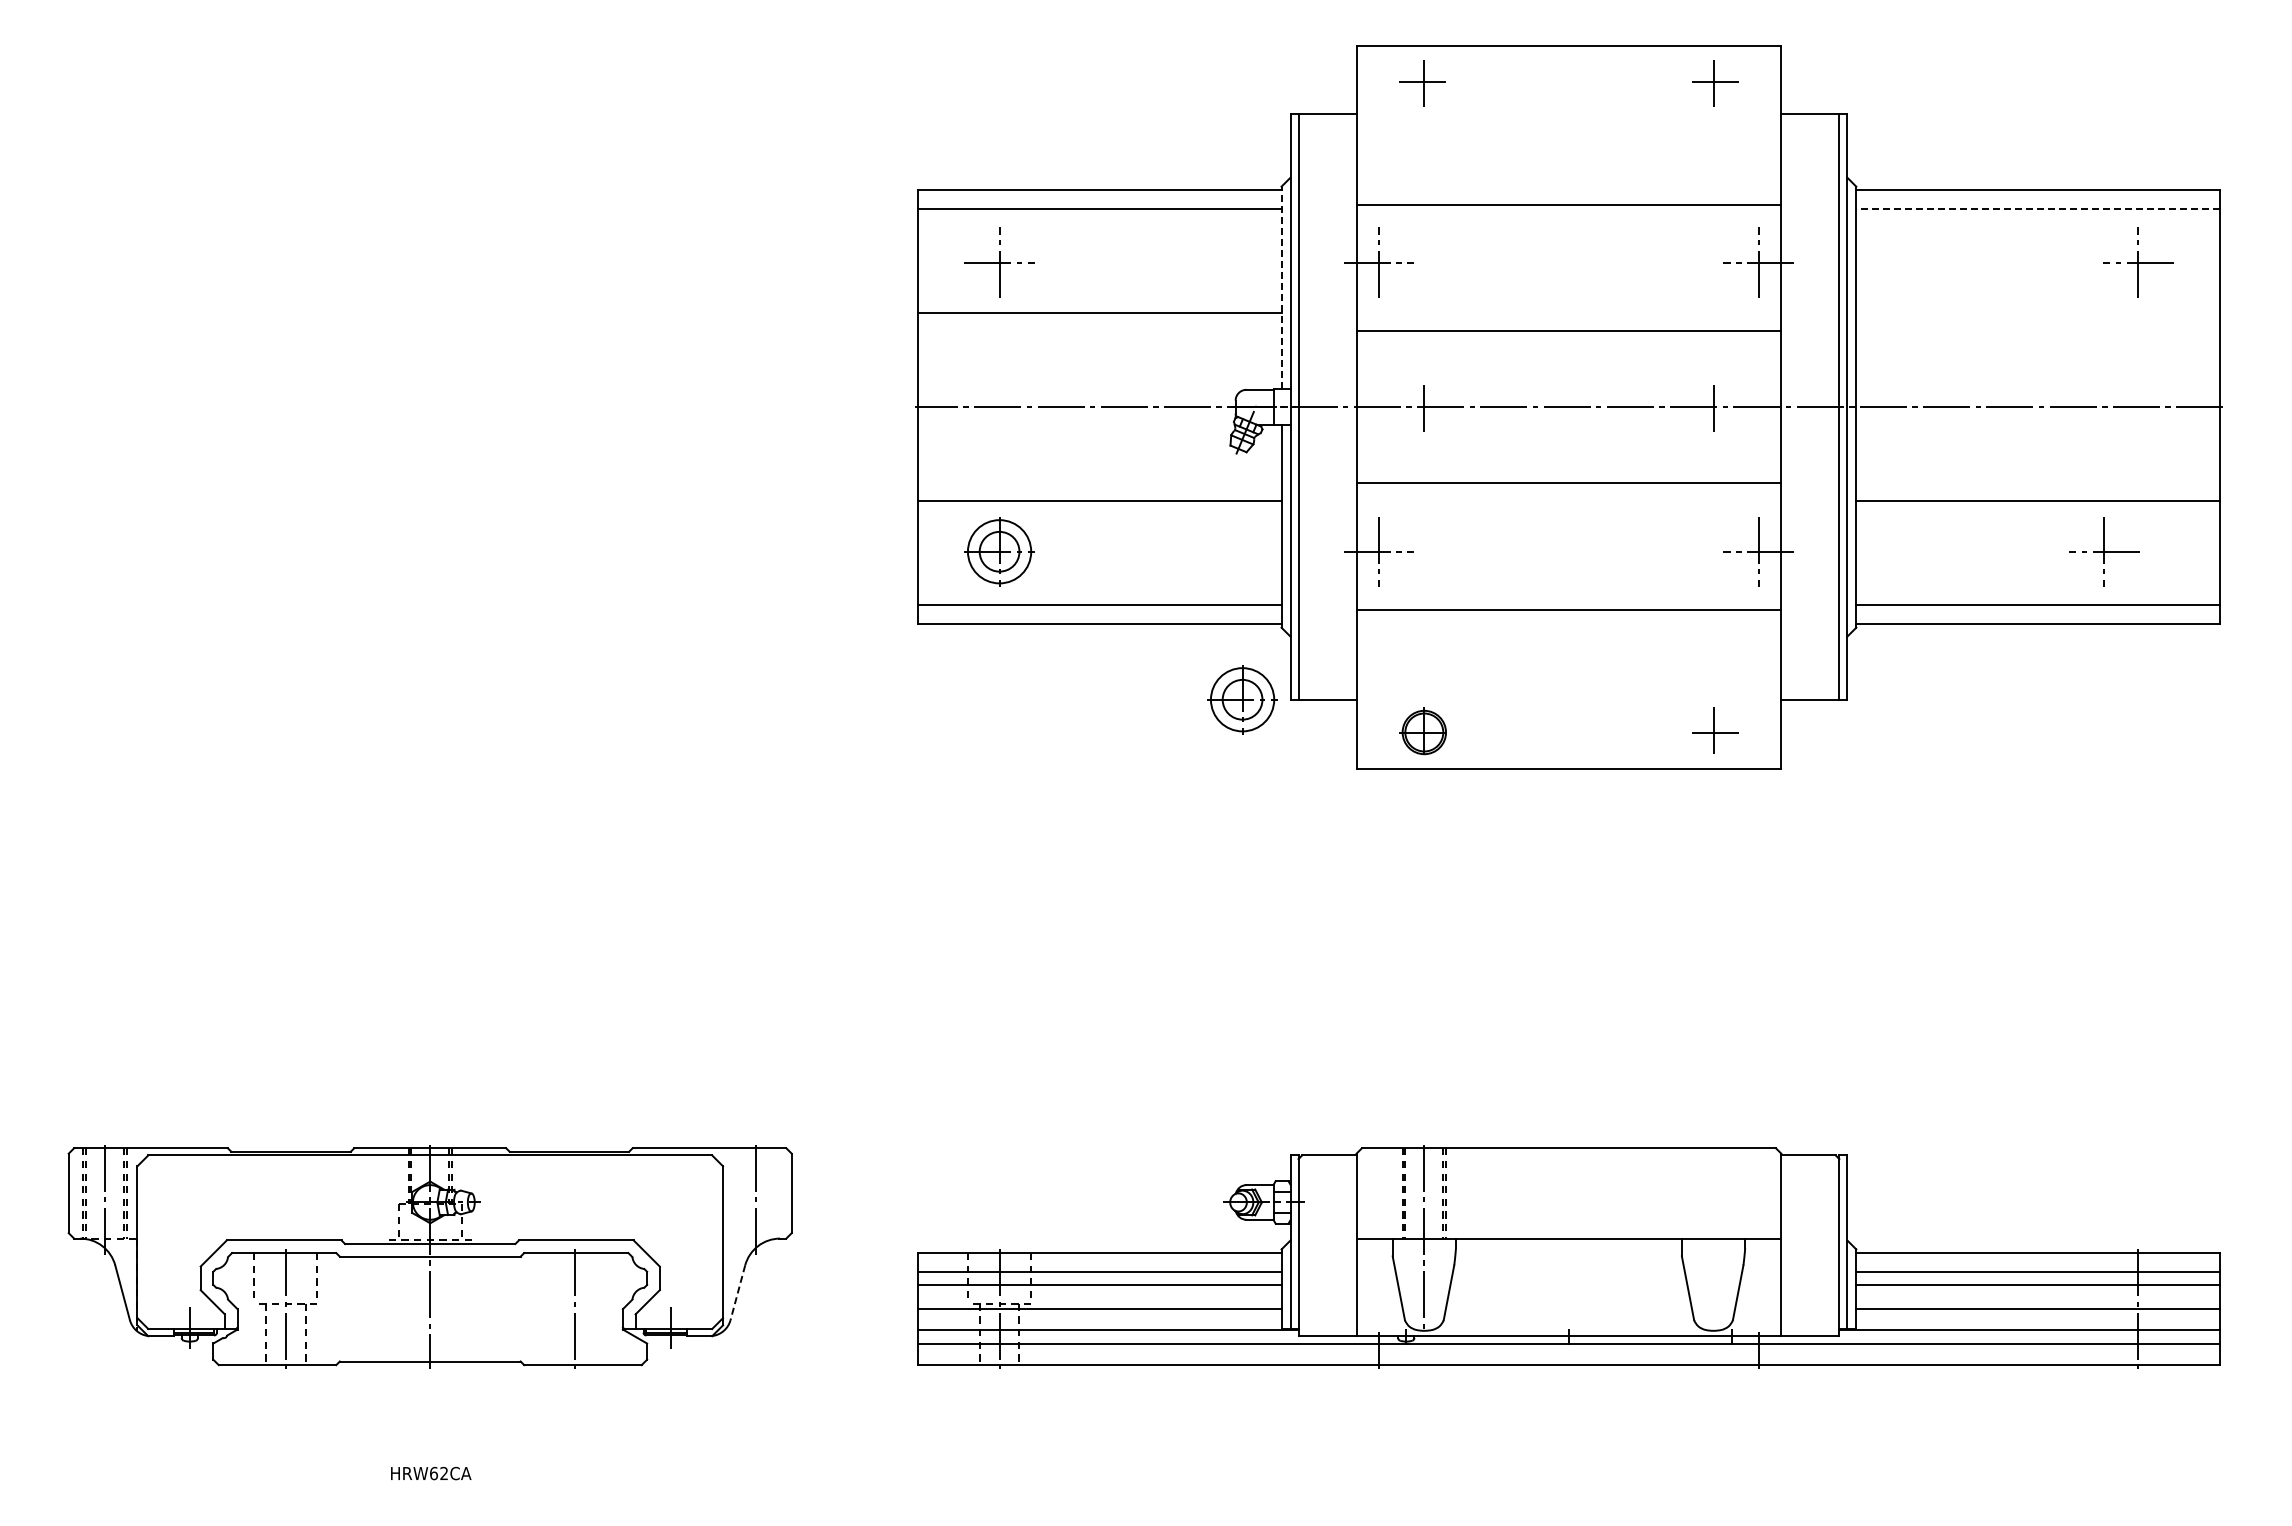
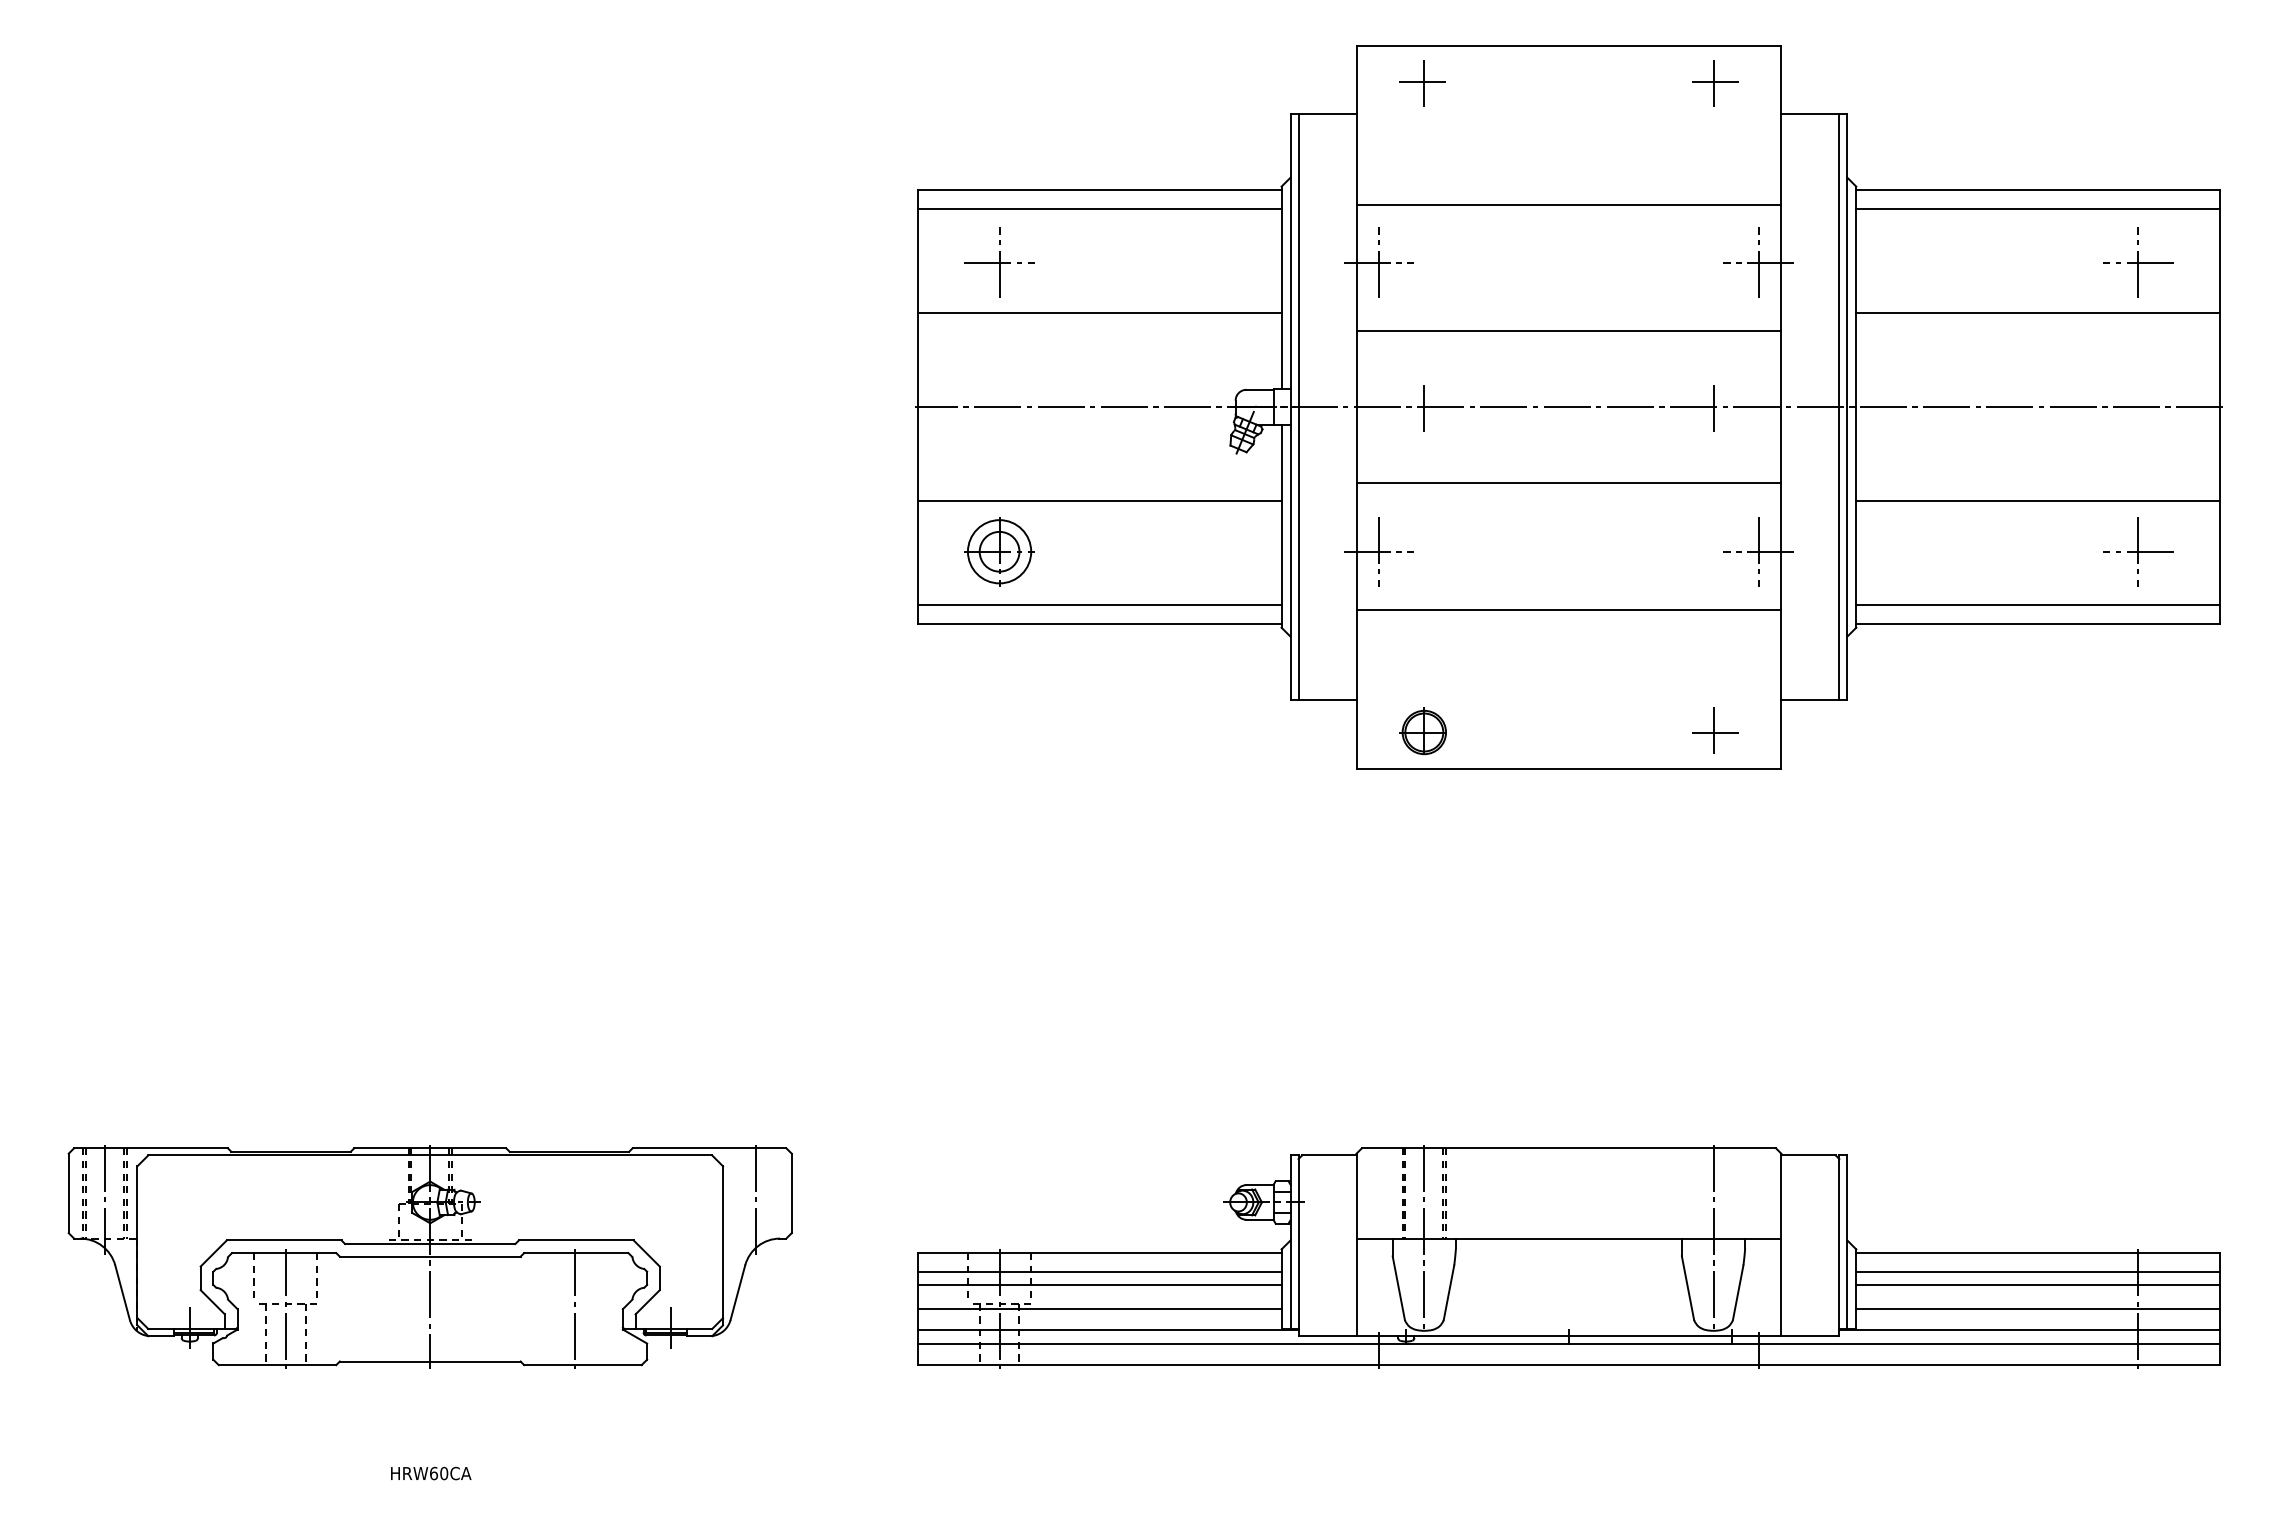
line: dashed -> solid (2037, 209)
line: dashed -> solid (1281, 287)
line: none -> present (2037, 313)
part position: (2104, 551) -> (2138, 551) (2138, 551)
part: present -> none (1242, 699)
line: none -> present (1713, 1239)
line: dashed -> solid (737, 1293)
text: HRW62CA -> HRW60CA (444, 1473)
